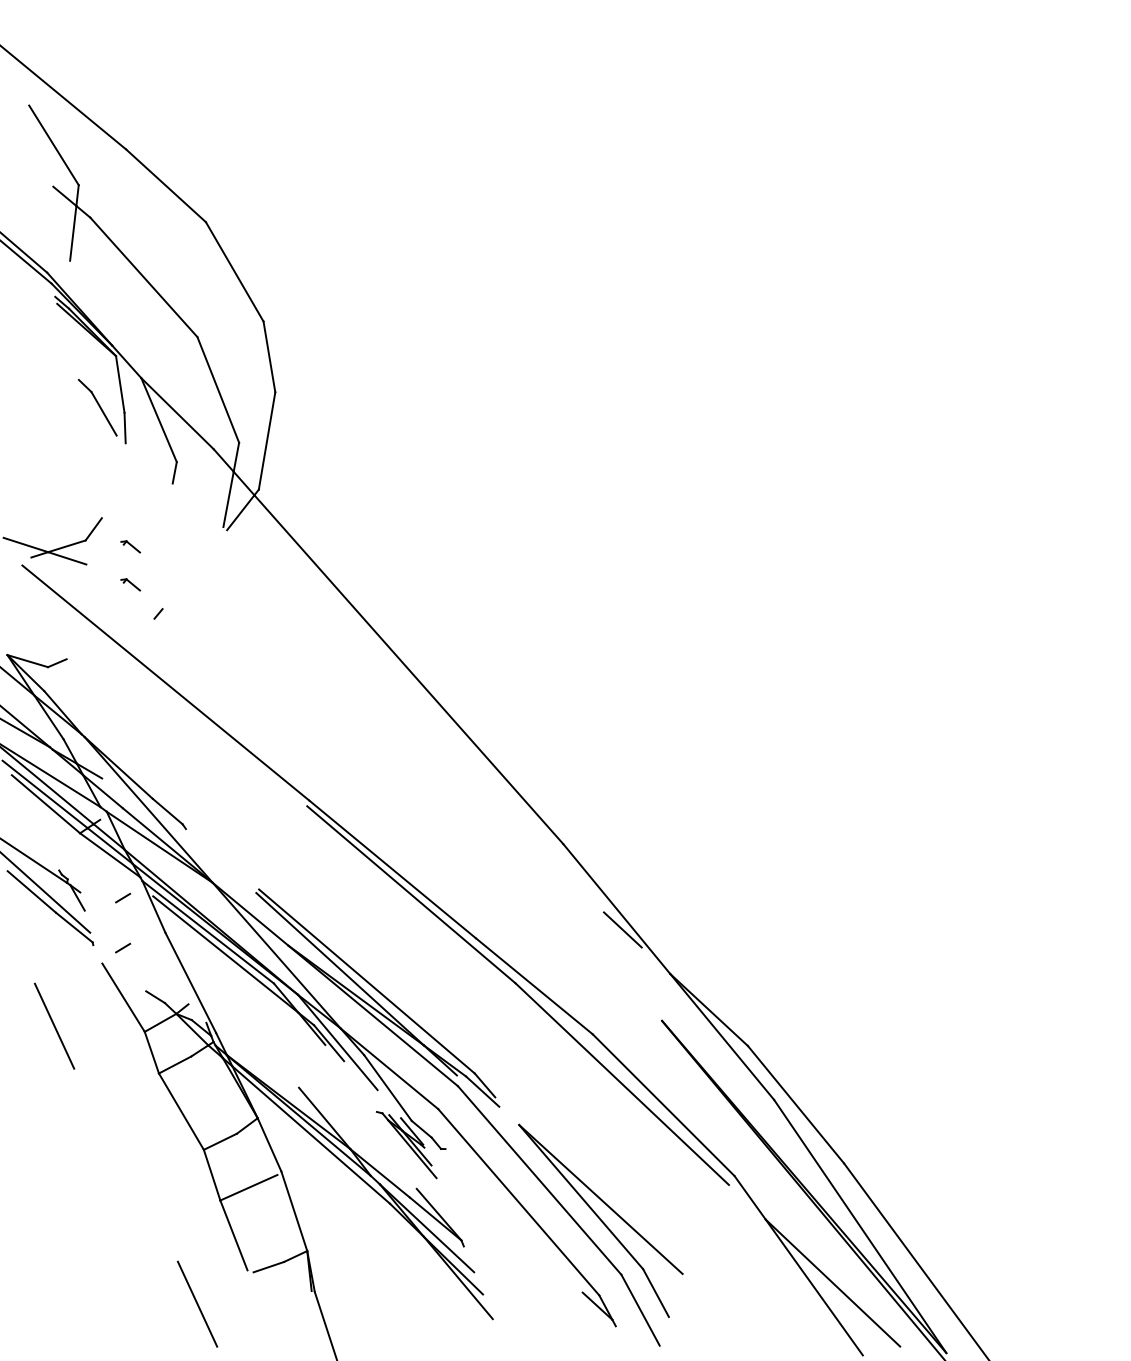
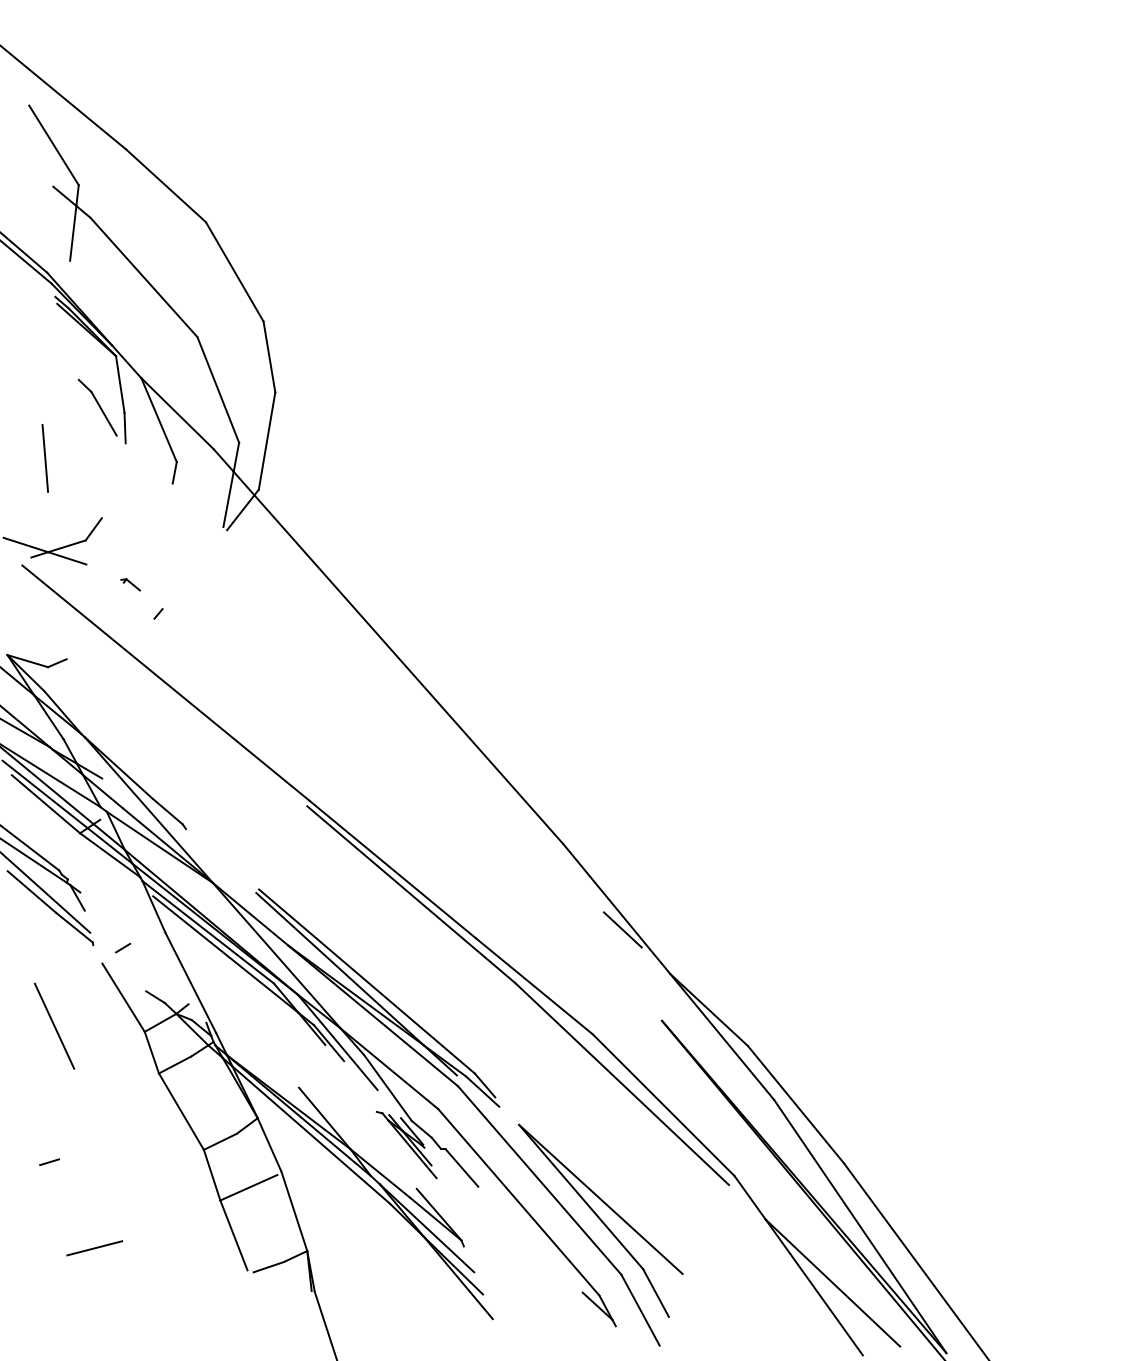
line: none -> present (45, 457)
part: present -> none (130, 546)
line: none -> present (30, 848)
line: present -> none (123, 897)
line: none -> present (49, 1162)
line: none -> present (461, 1167)
line: none -> present (94, 1248)
line: present -> none (197, 1303)
